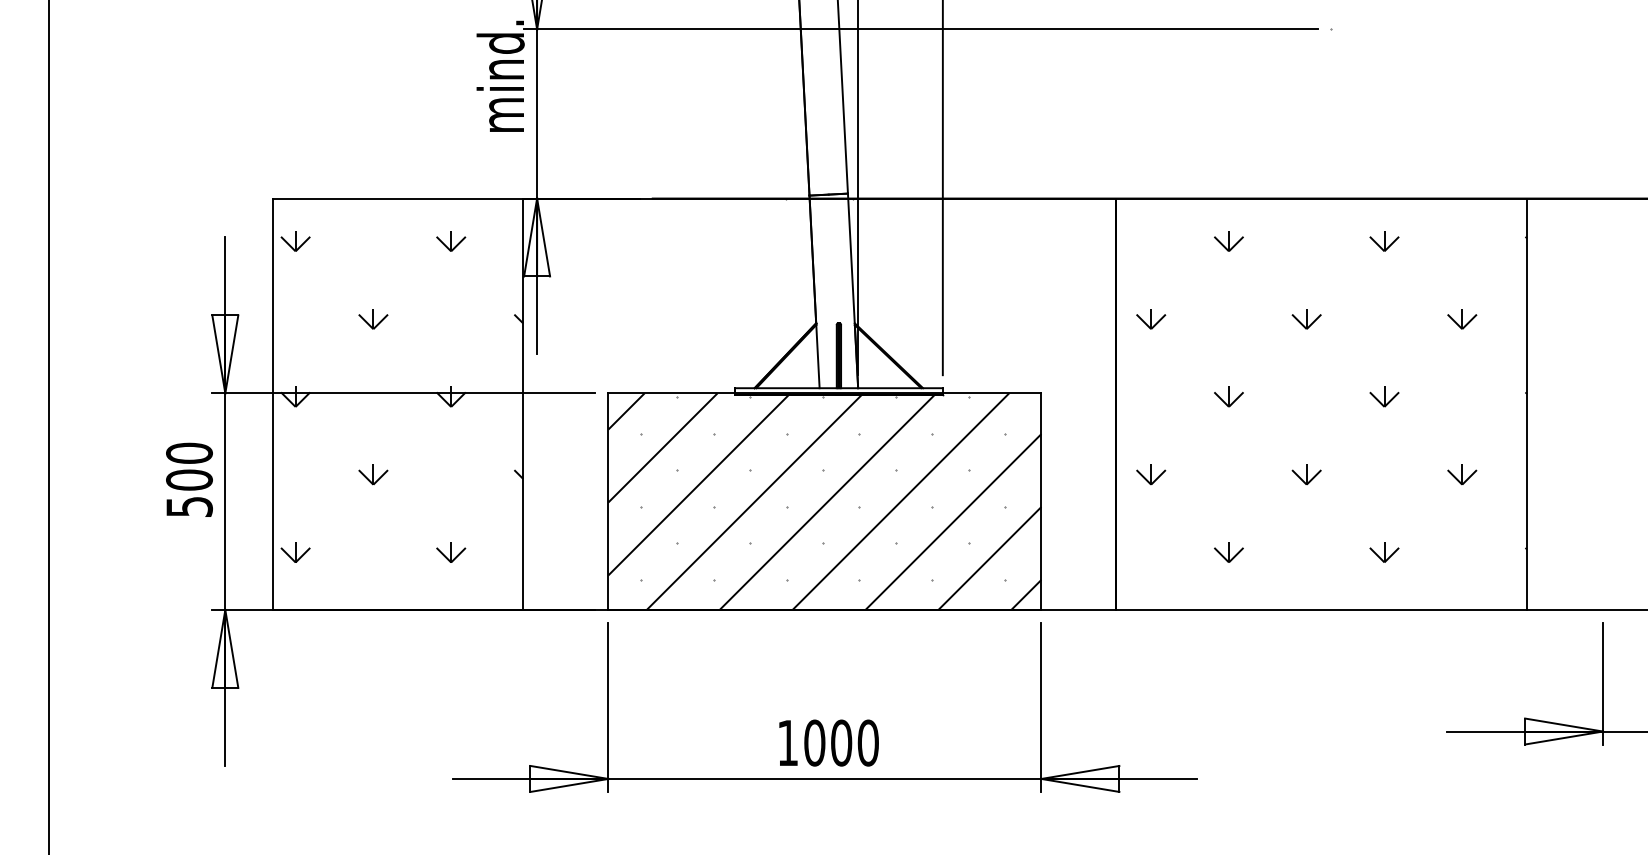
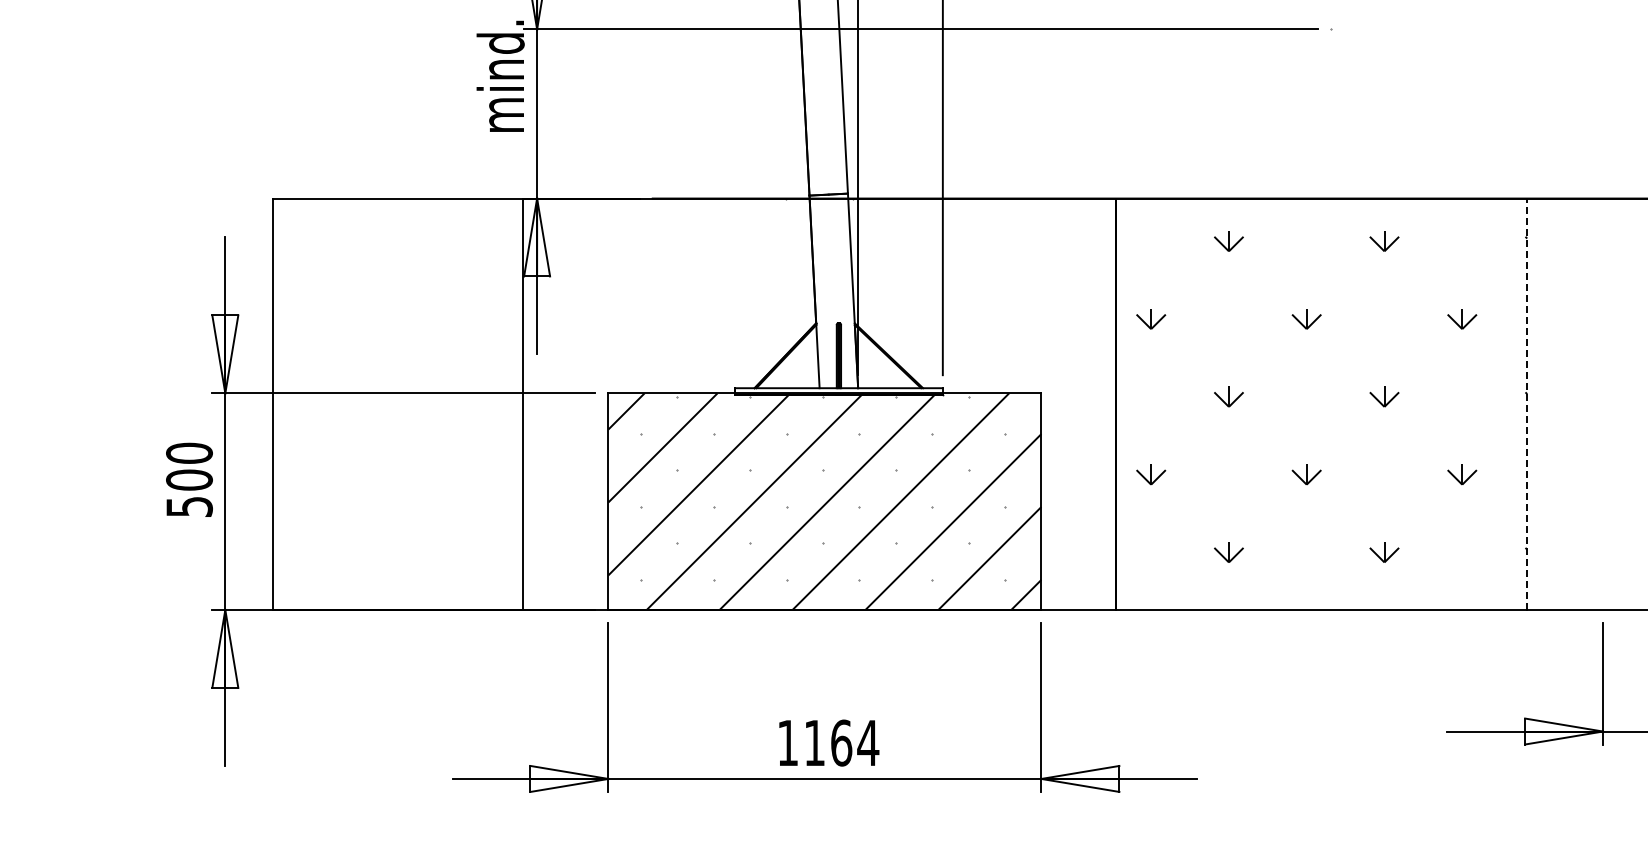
hatch: present -> none (402, 396)
line: solid -> dashed (1527, 404)
line: present -> none (49, 426)
text: 1000 -> 1164 (841, 742)
